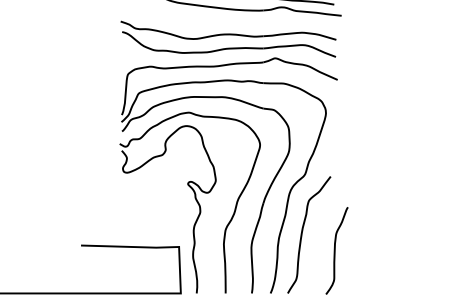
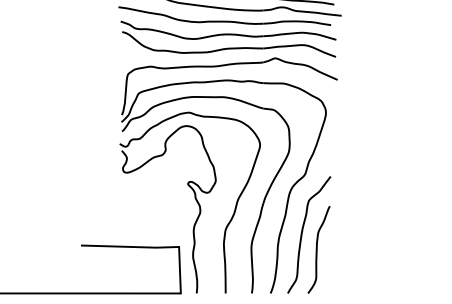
part: none -> present (224, 15)
curve position: (335, 250) -> (317, 249) (317, 249)
